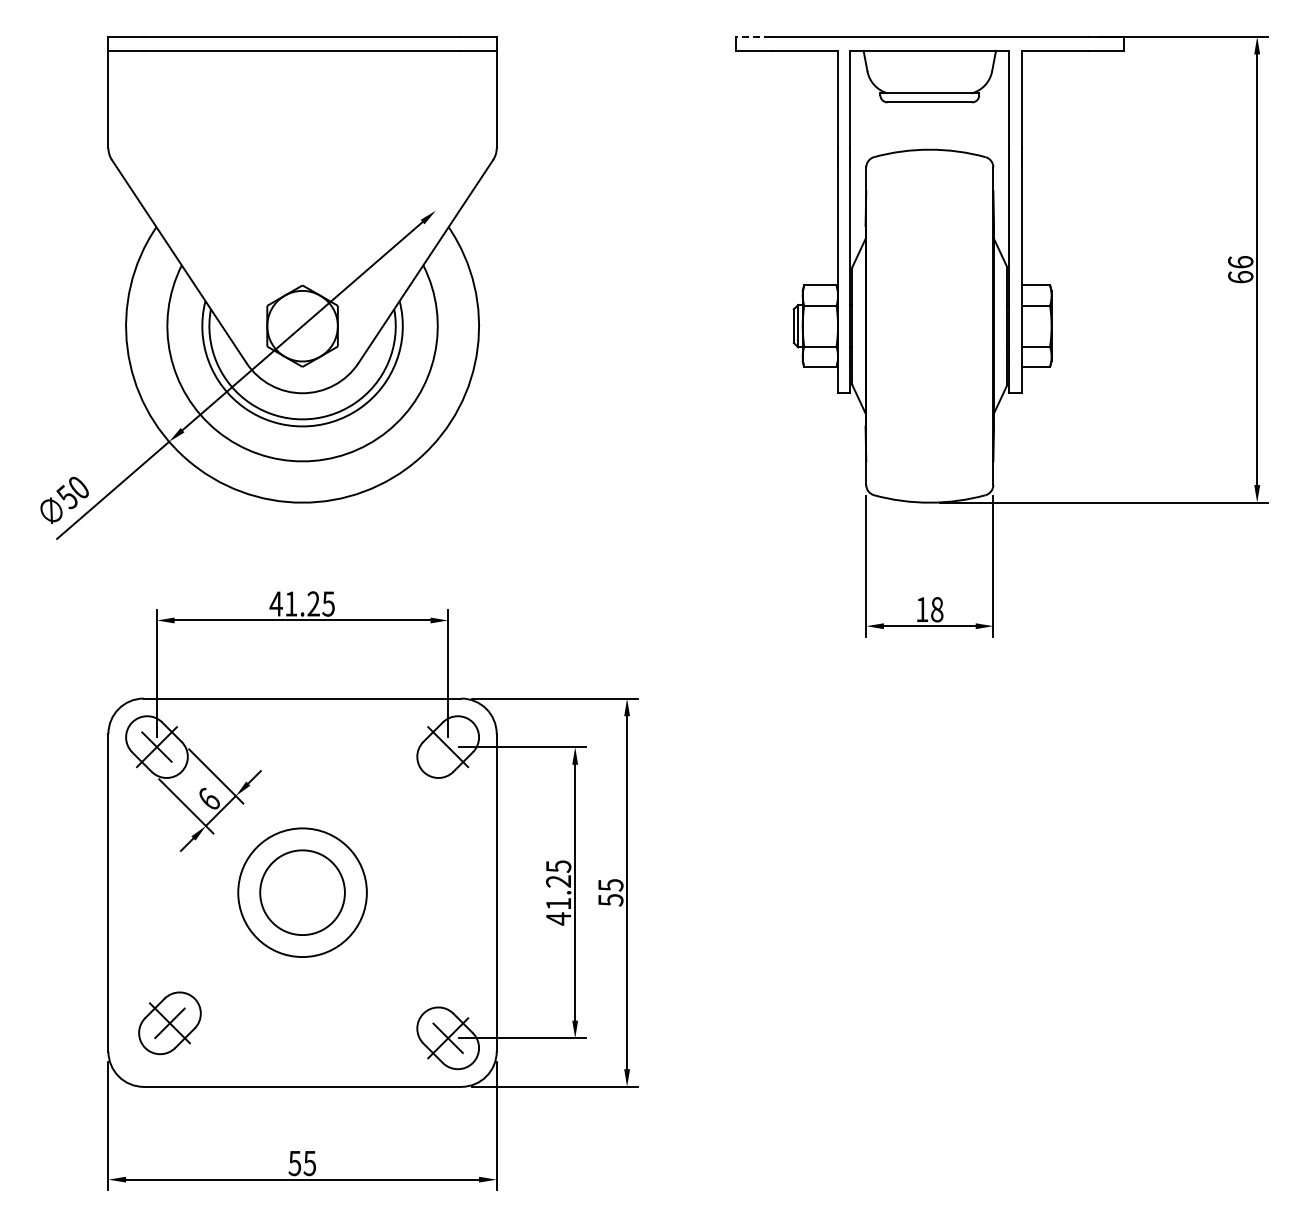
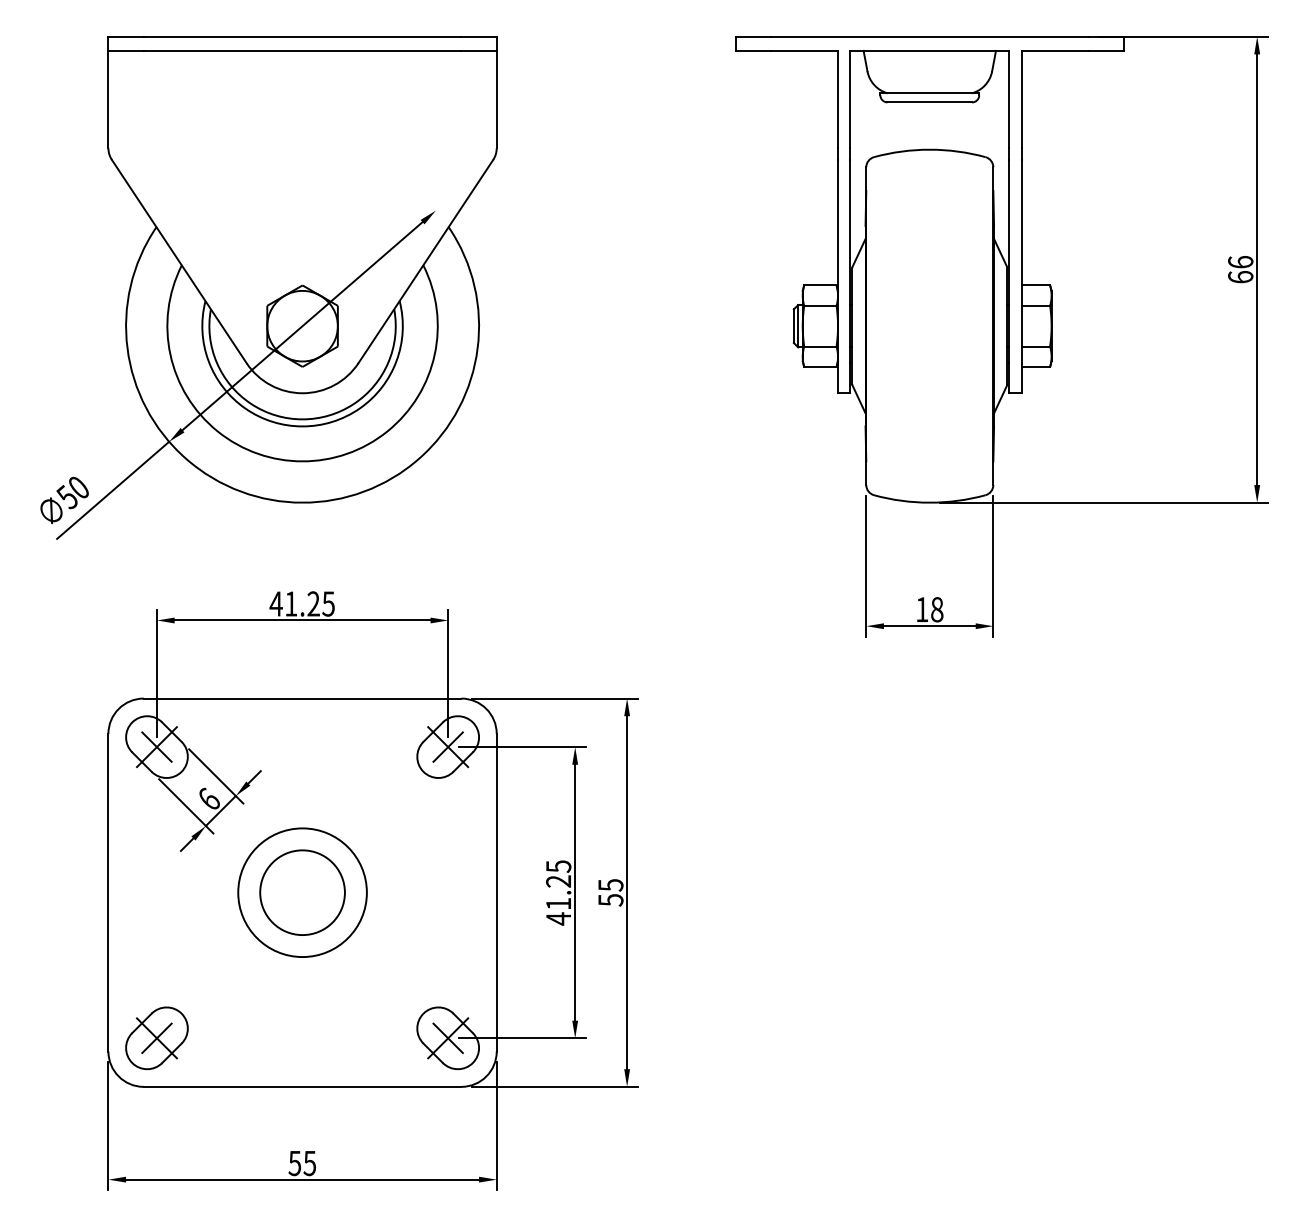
line: dashed -> solid (753, 36)
line: none -> present (447, 746)
part position: (169, 1022) -> (156, 1037) (156, 1037)
